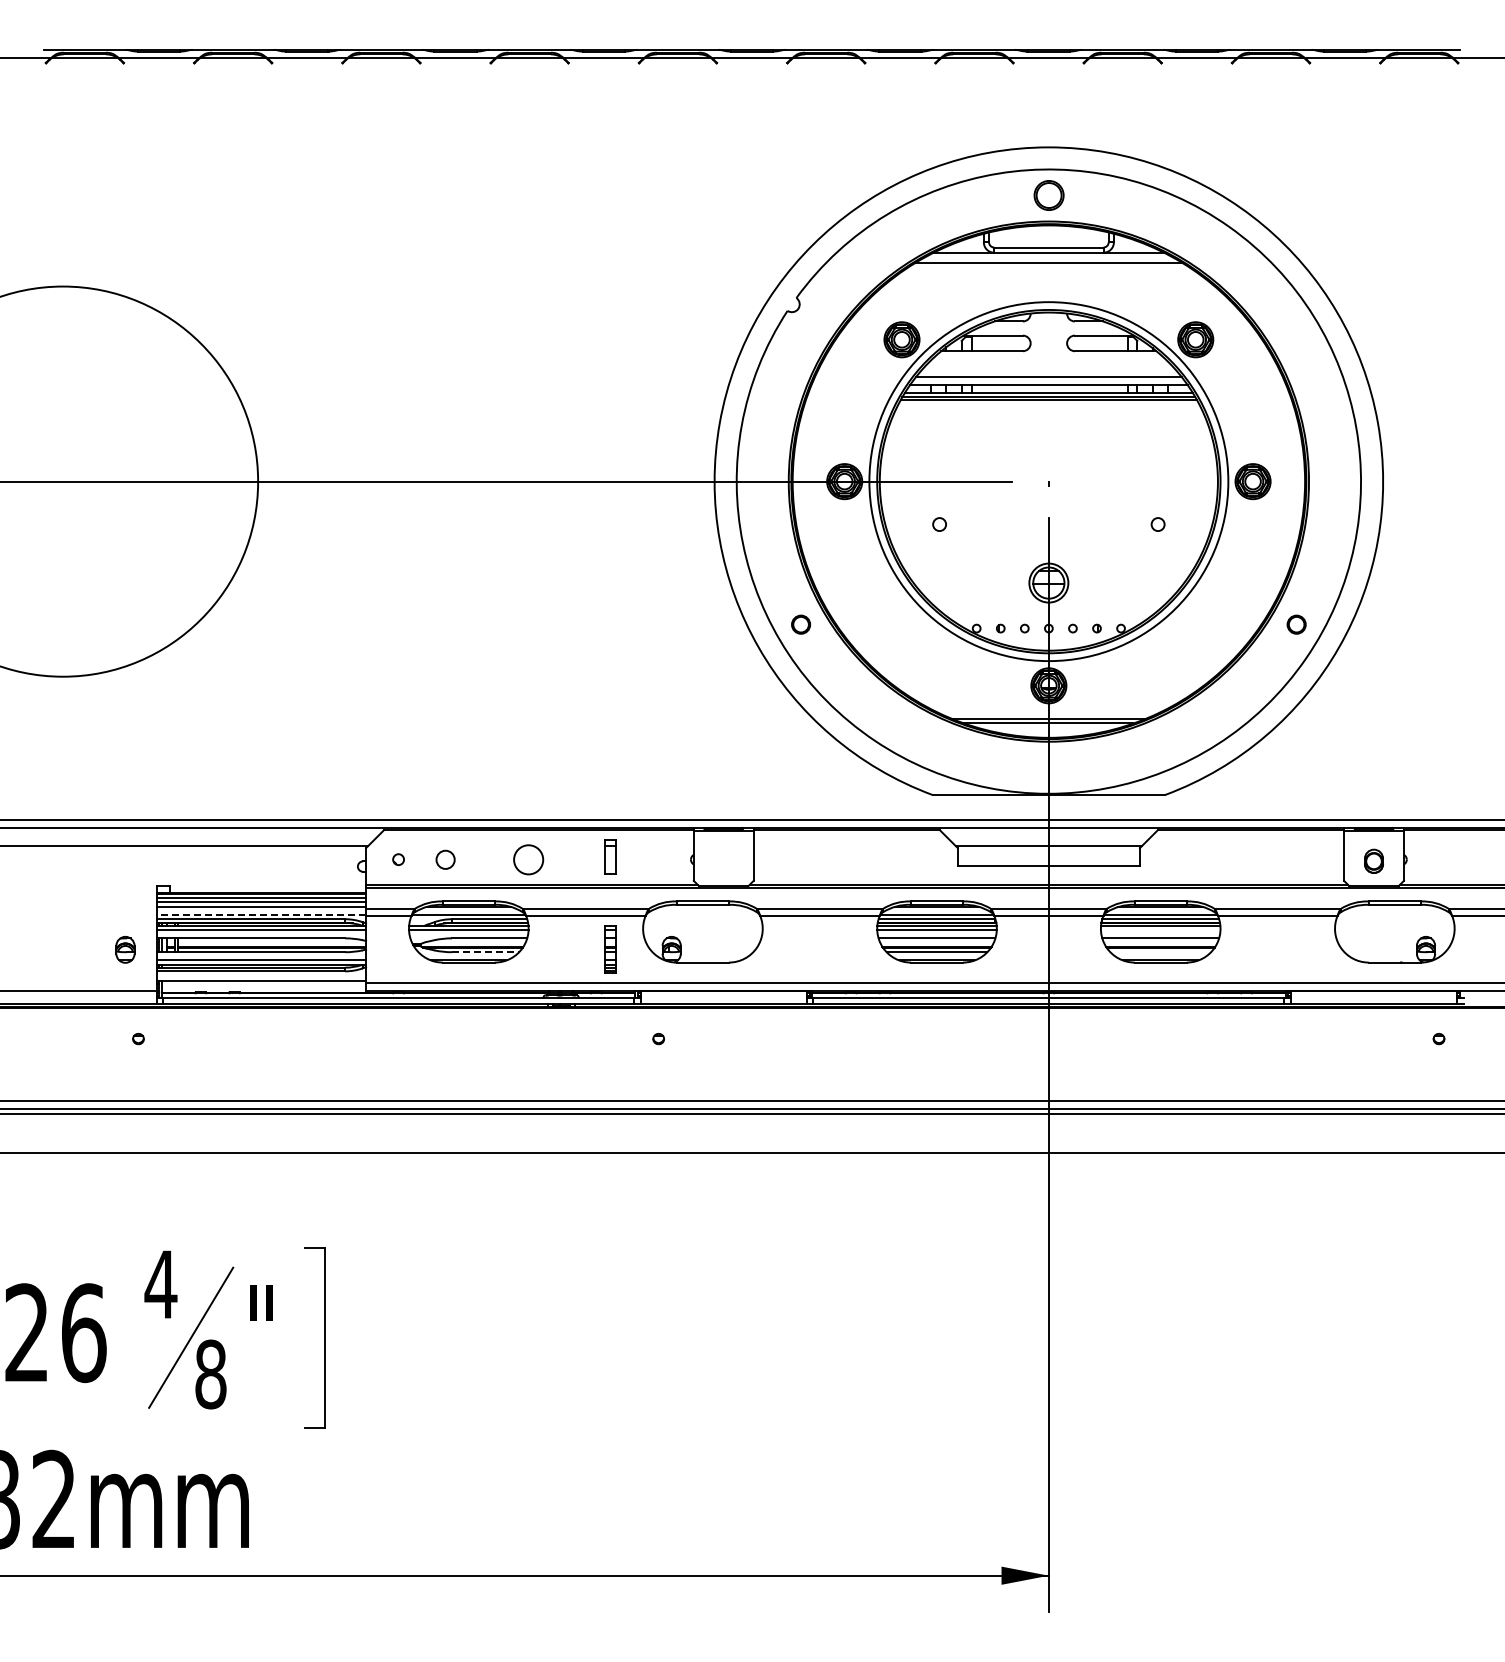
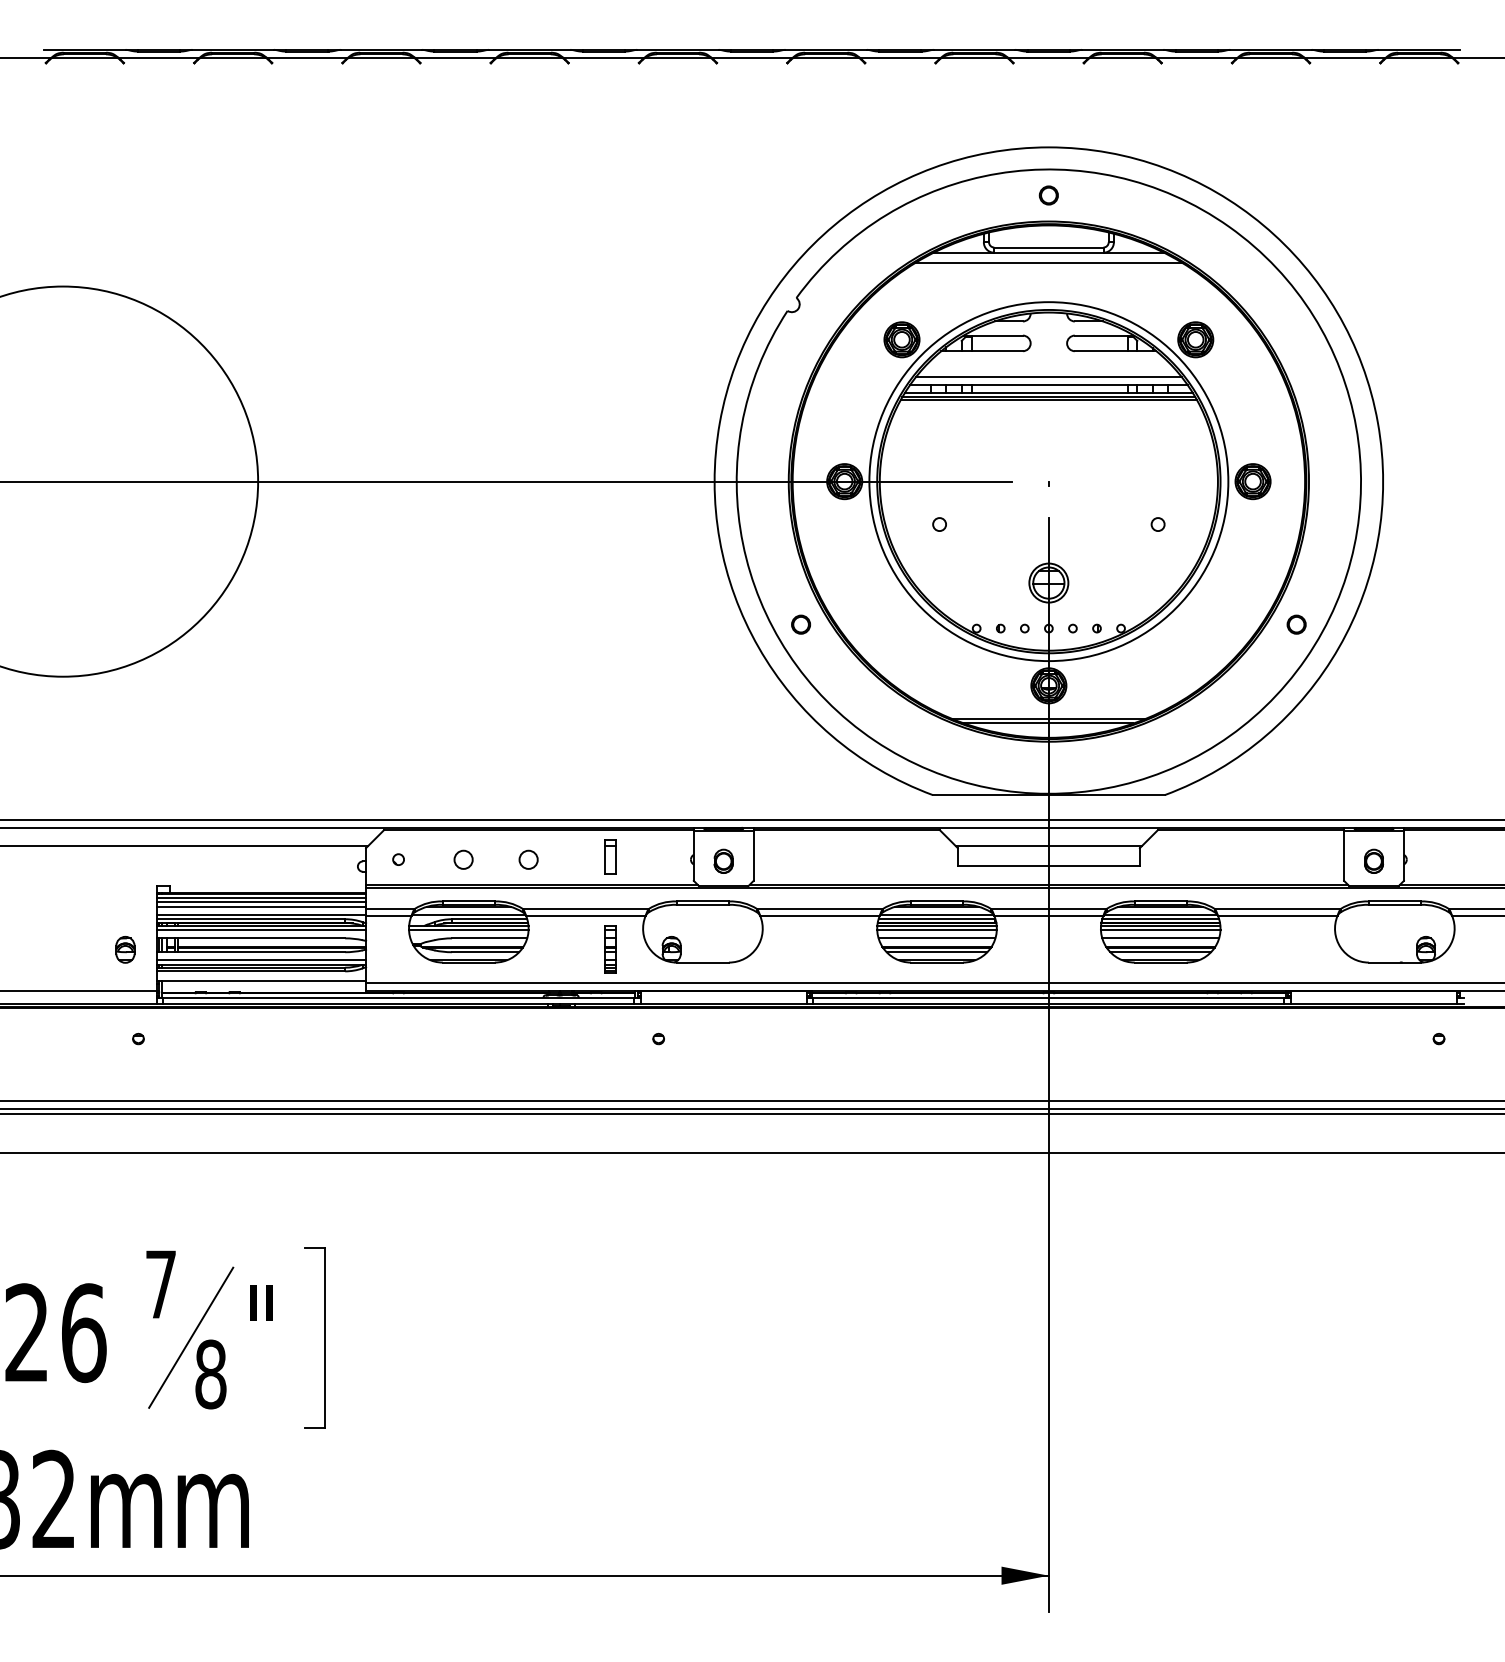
circle size: 32x31 px -> 21x21 px (1048, 195)
circle position: (445, 859) -> (463, 859) (463, 859)
circle diameter: 29 px -> 18 px (528, 859)
part: none -> present (723, 860)
line: dashed -> solid (261, 914)
line: none -> present (1160, 930)
line: dashed -> solid (485, 952)
line: none -> present (1160, 952)
text: 4 -> 7 (160, 1284)
